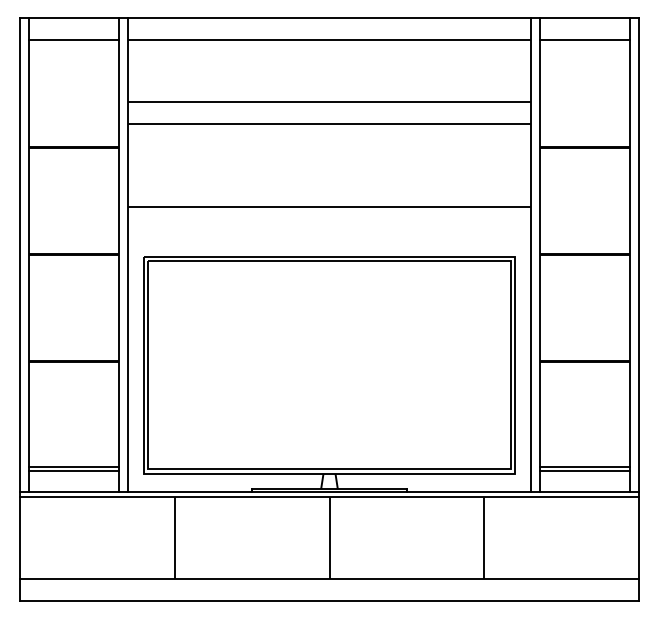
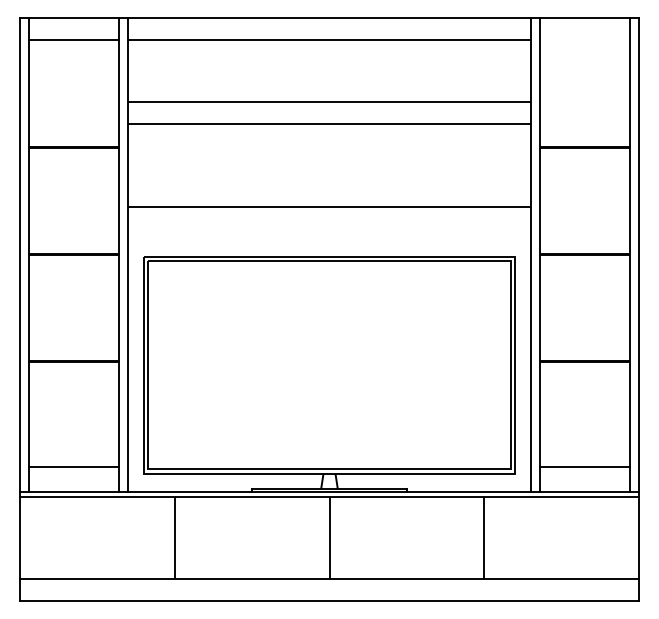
line: present -> none (584, 40)
line: present -> none (73, 470)
line: present -> none (584, 470)
